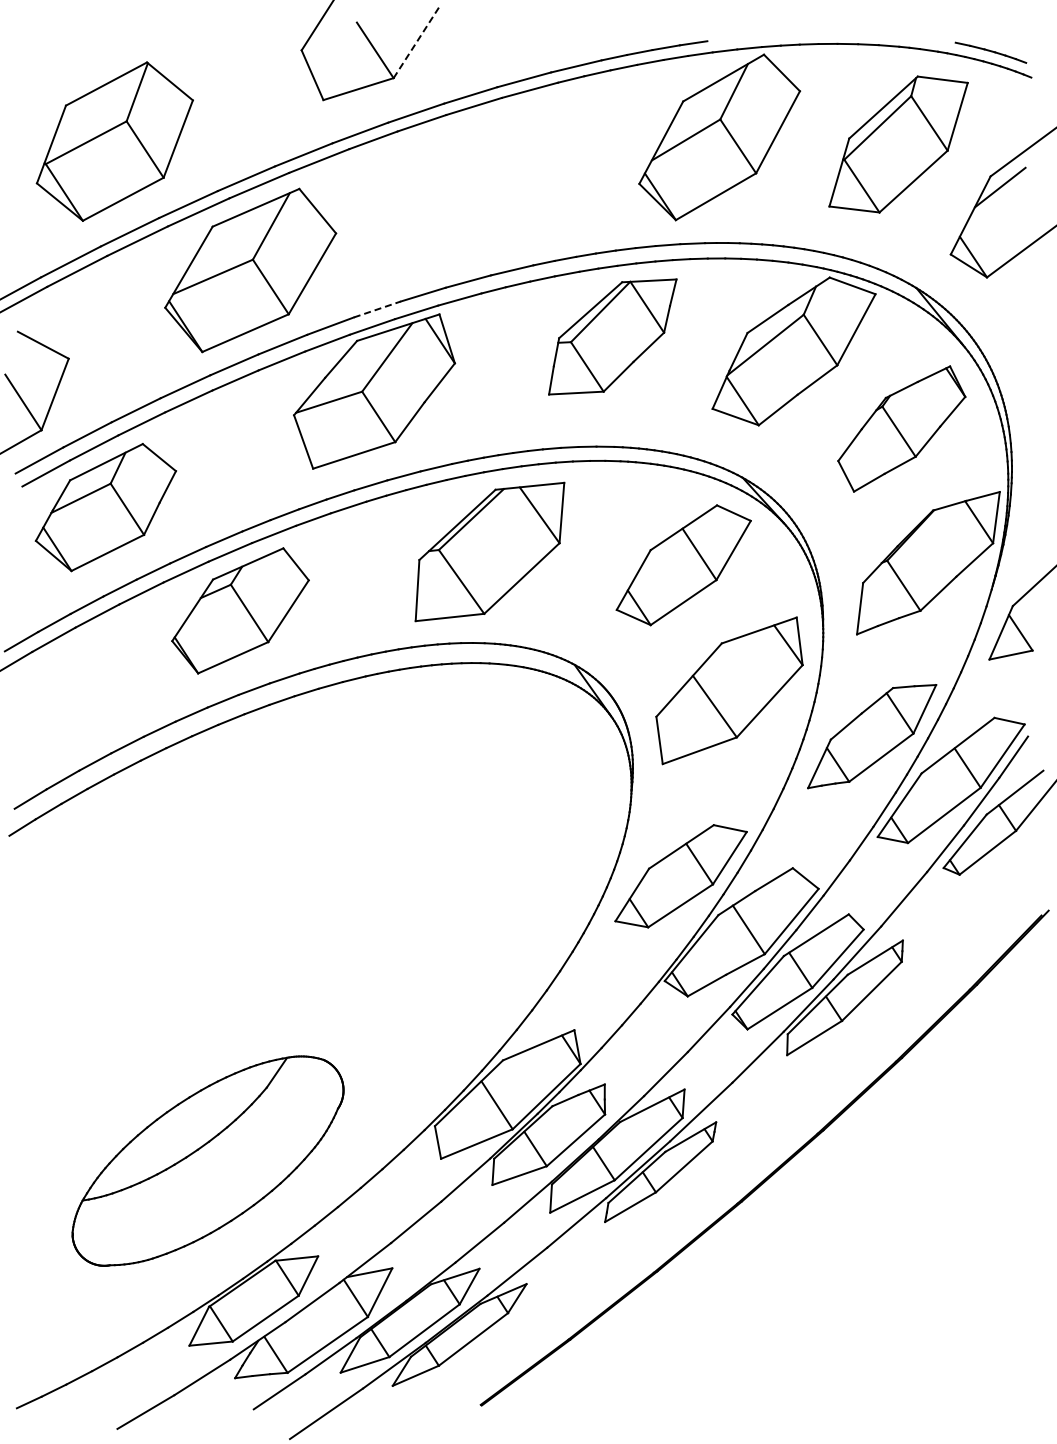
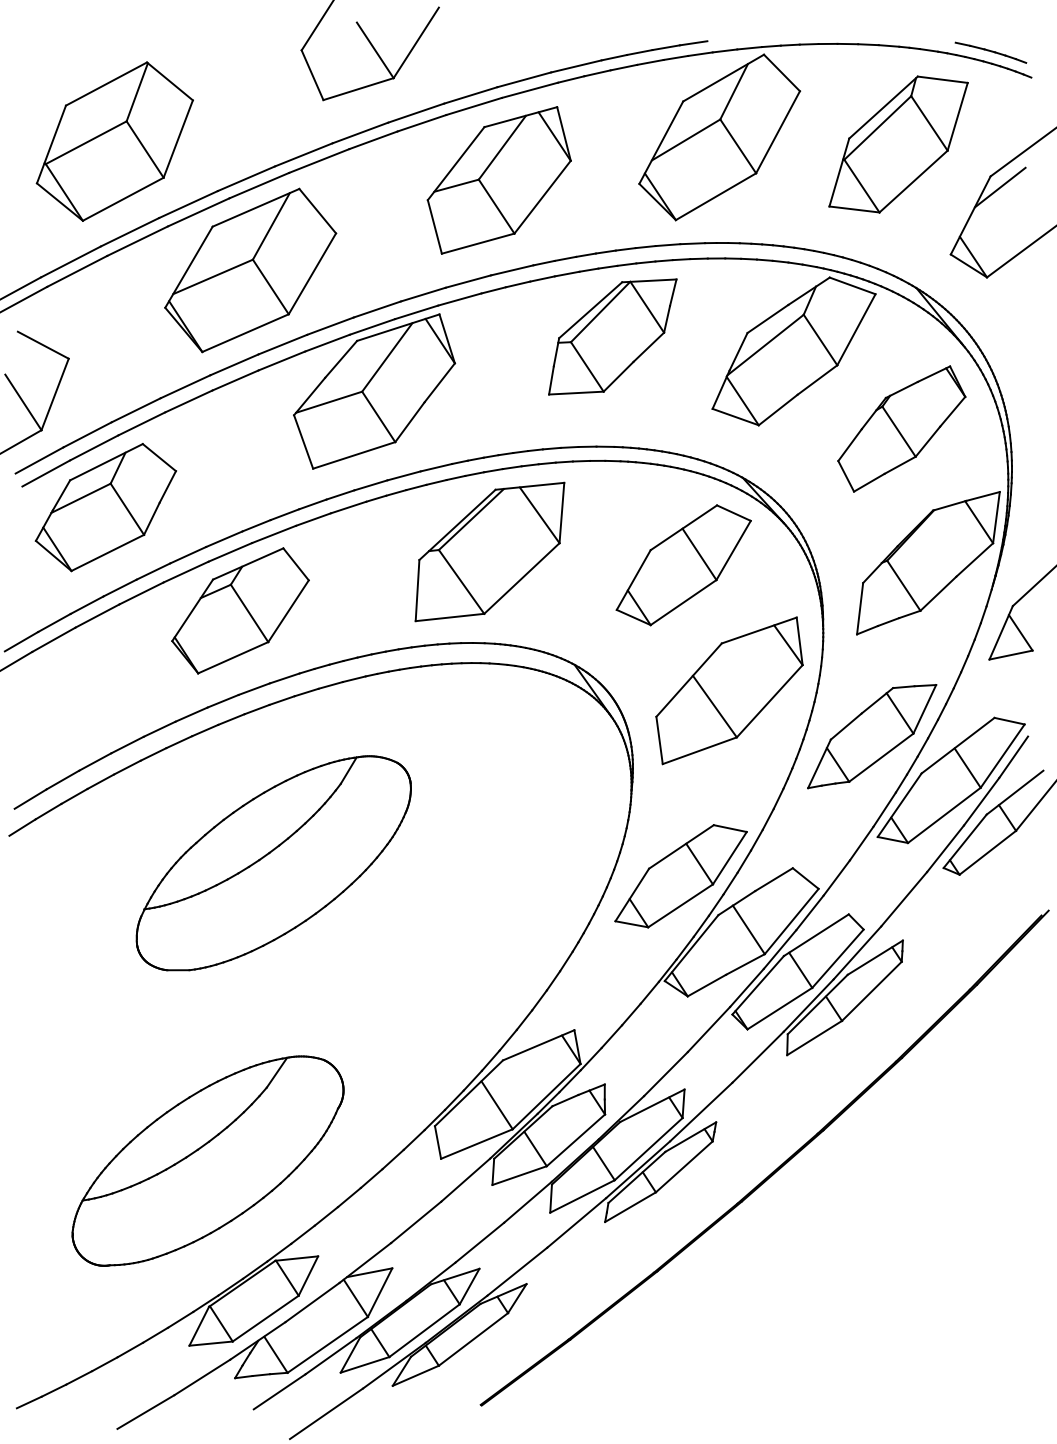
line: dashed -> solid (416, 42)
part: none -> present (498, 180)
line: dashed -> solid (377, 309)
part: none -> present (273, 863)
